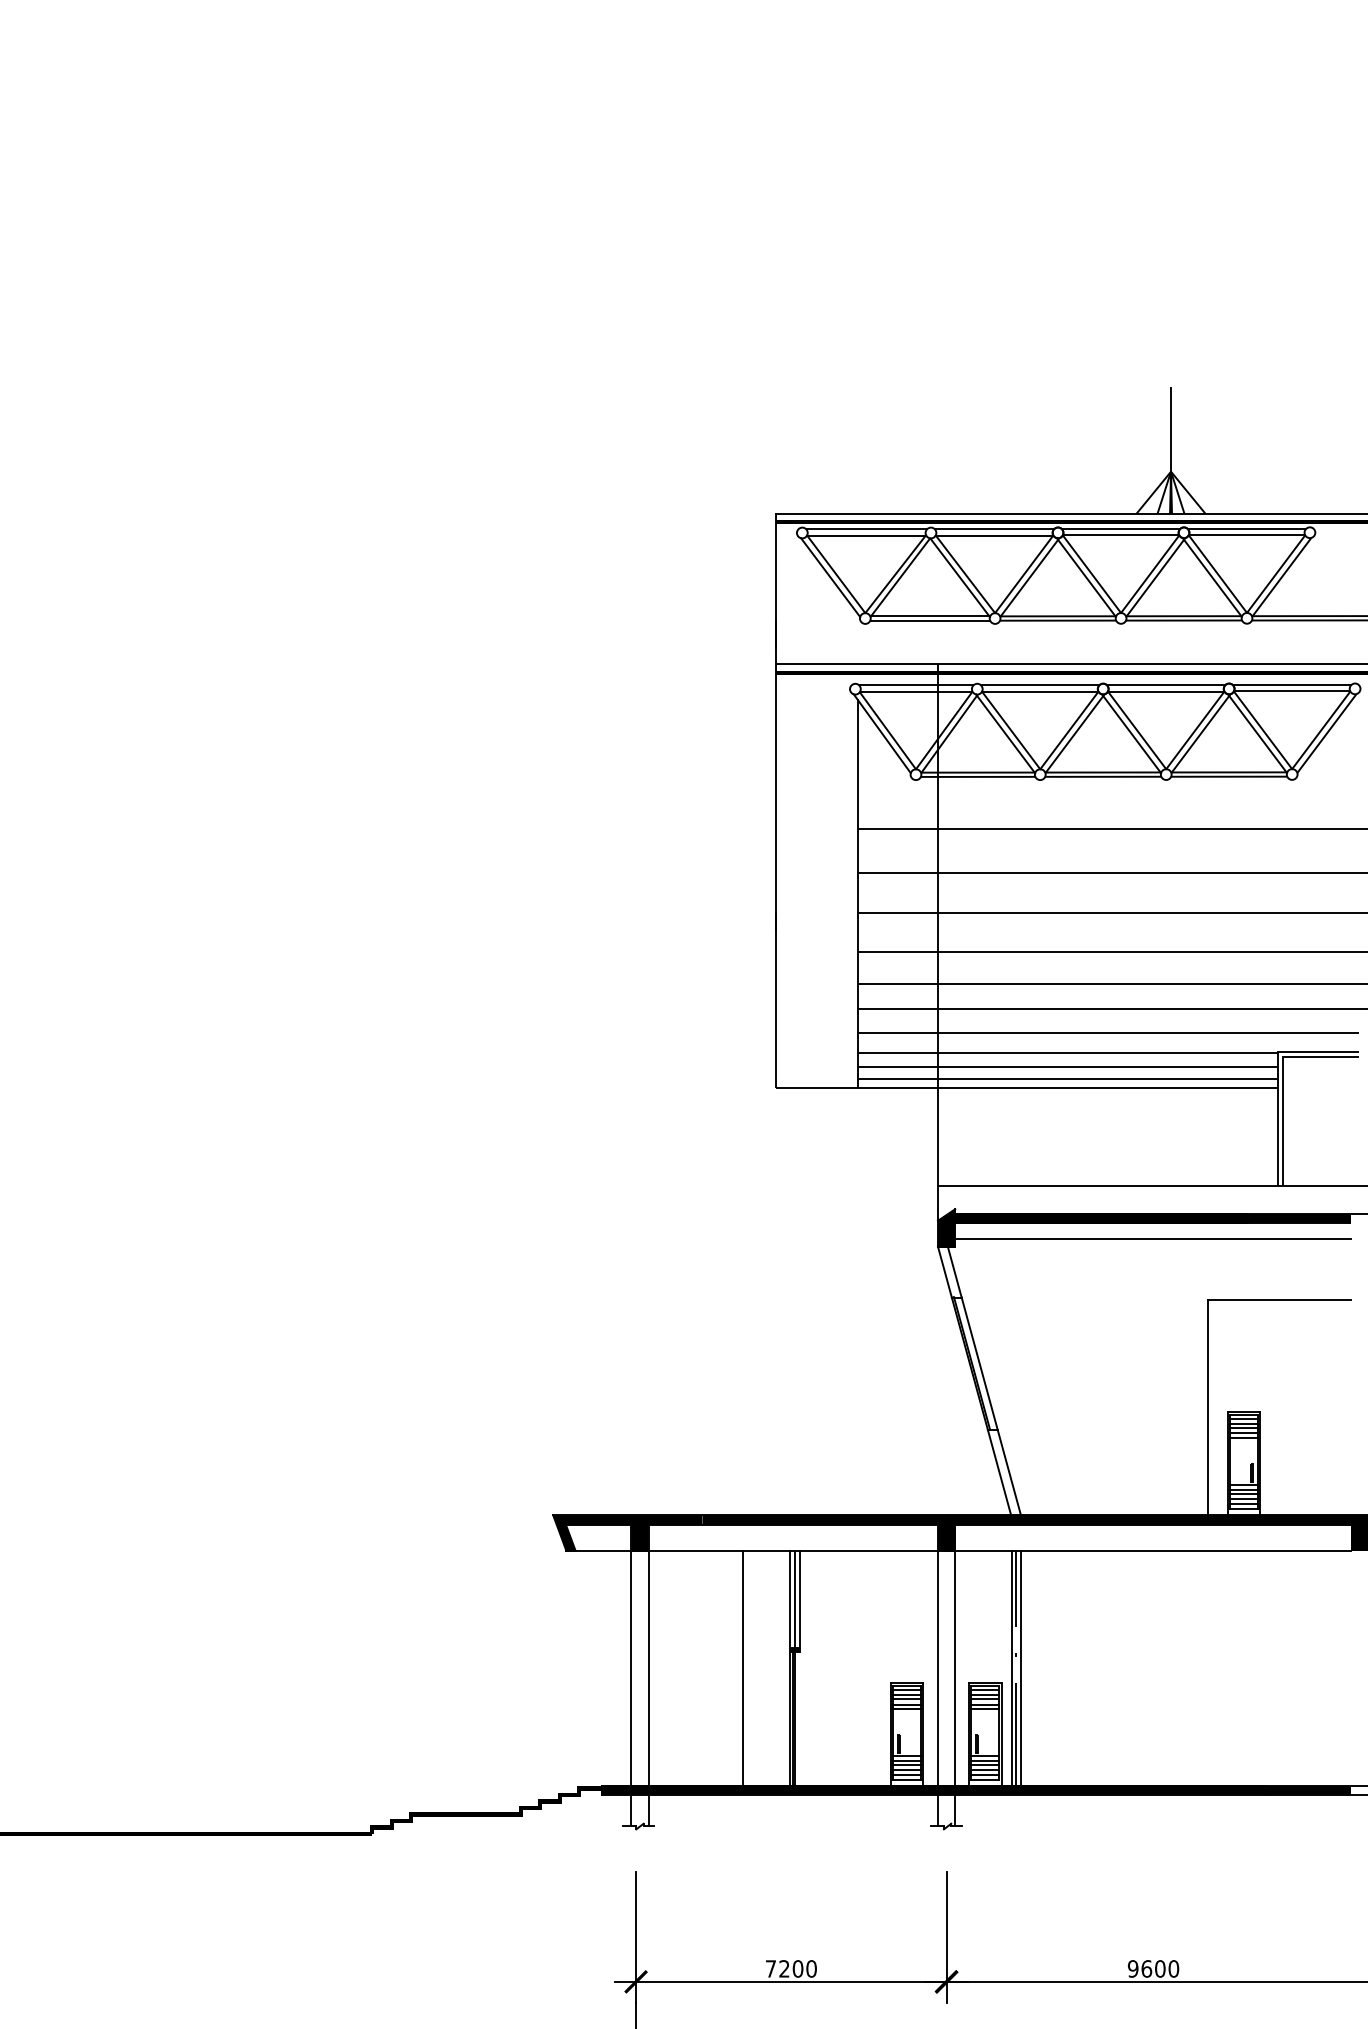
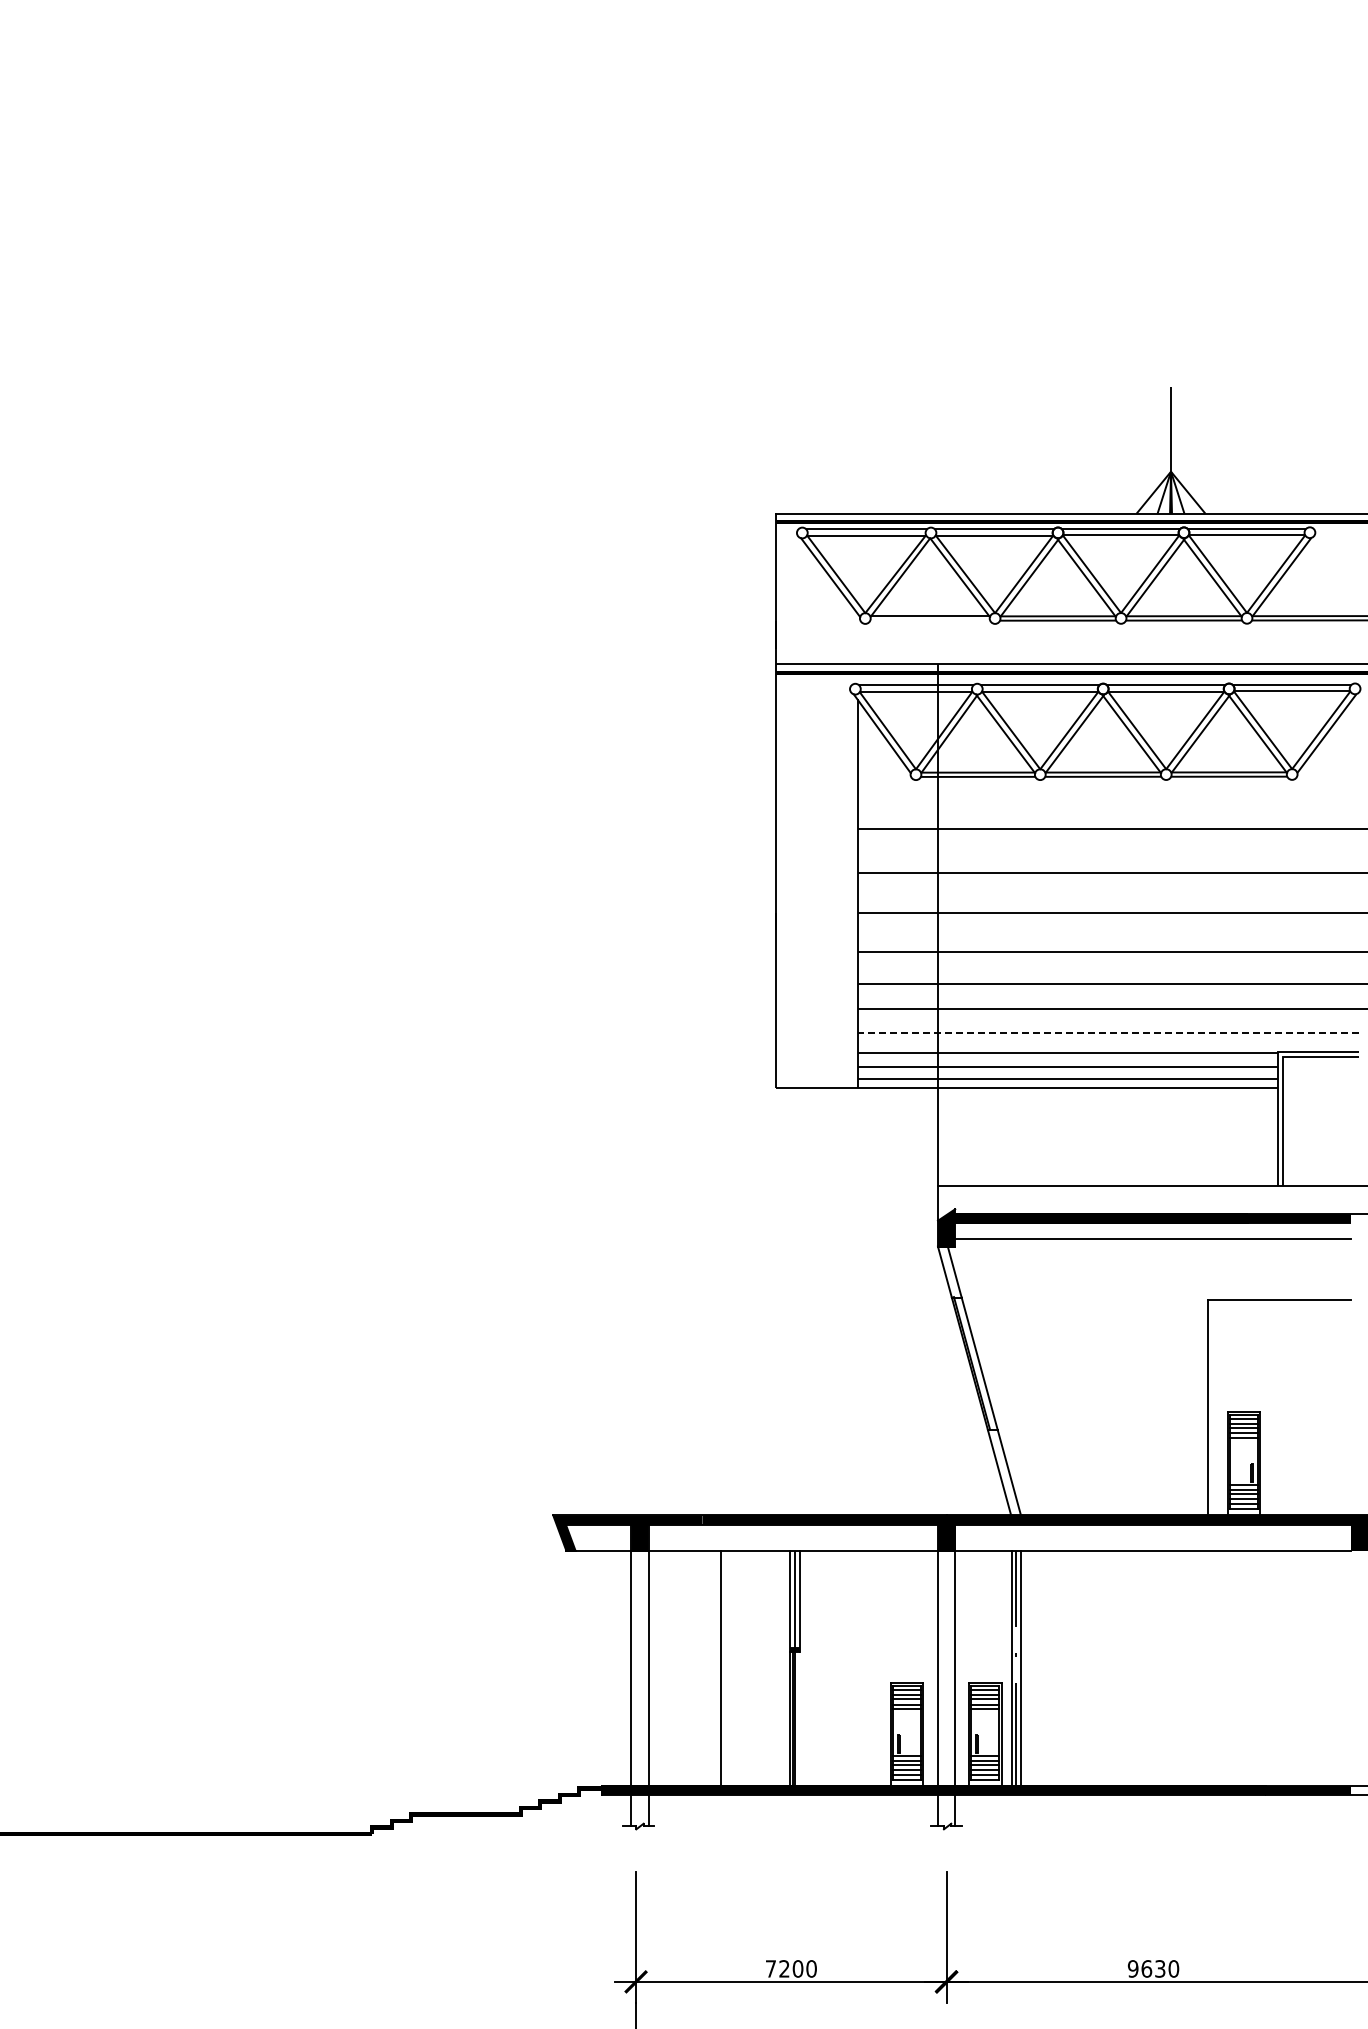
line: present -> none (930, 620)
line: solid -> dashed (1108, 1032)
line position: (743, 1668) -> (721, 1668) (721, 1668)
text: 9600 -> 9630 (1160, 1968)
